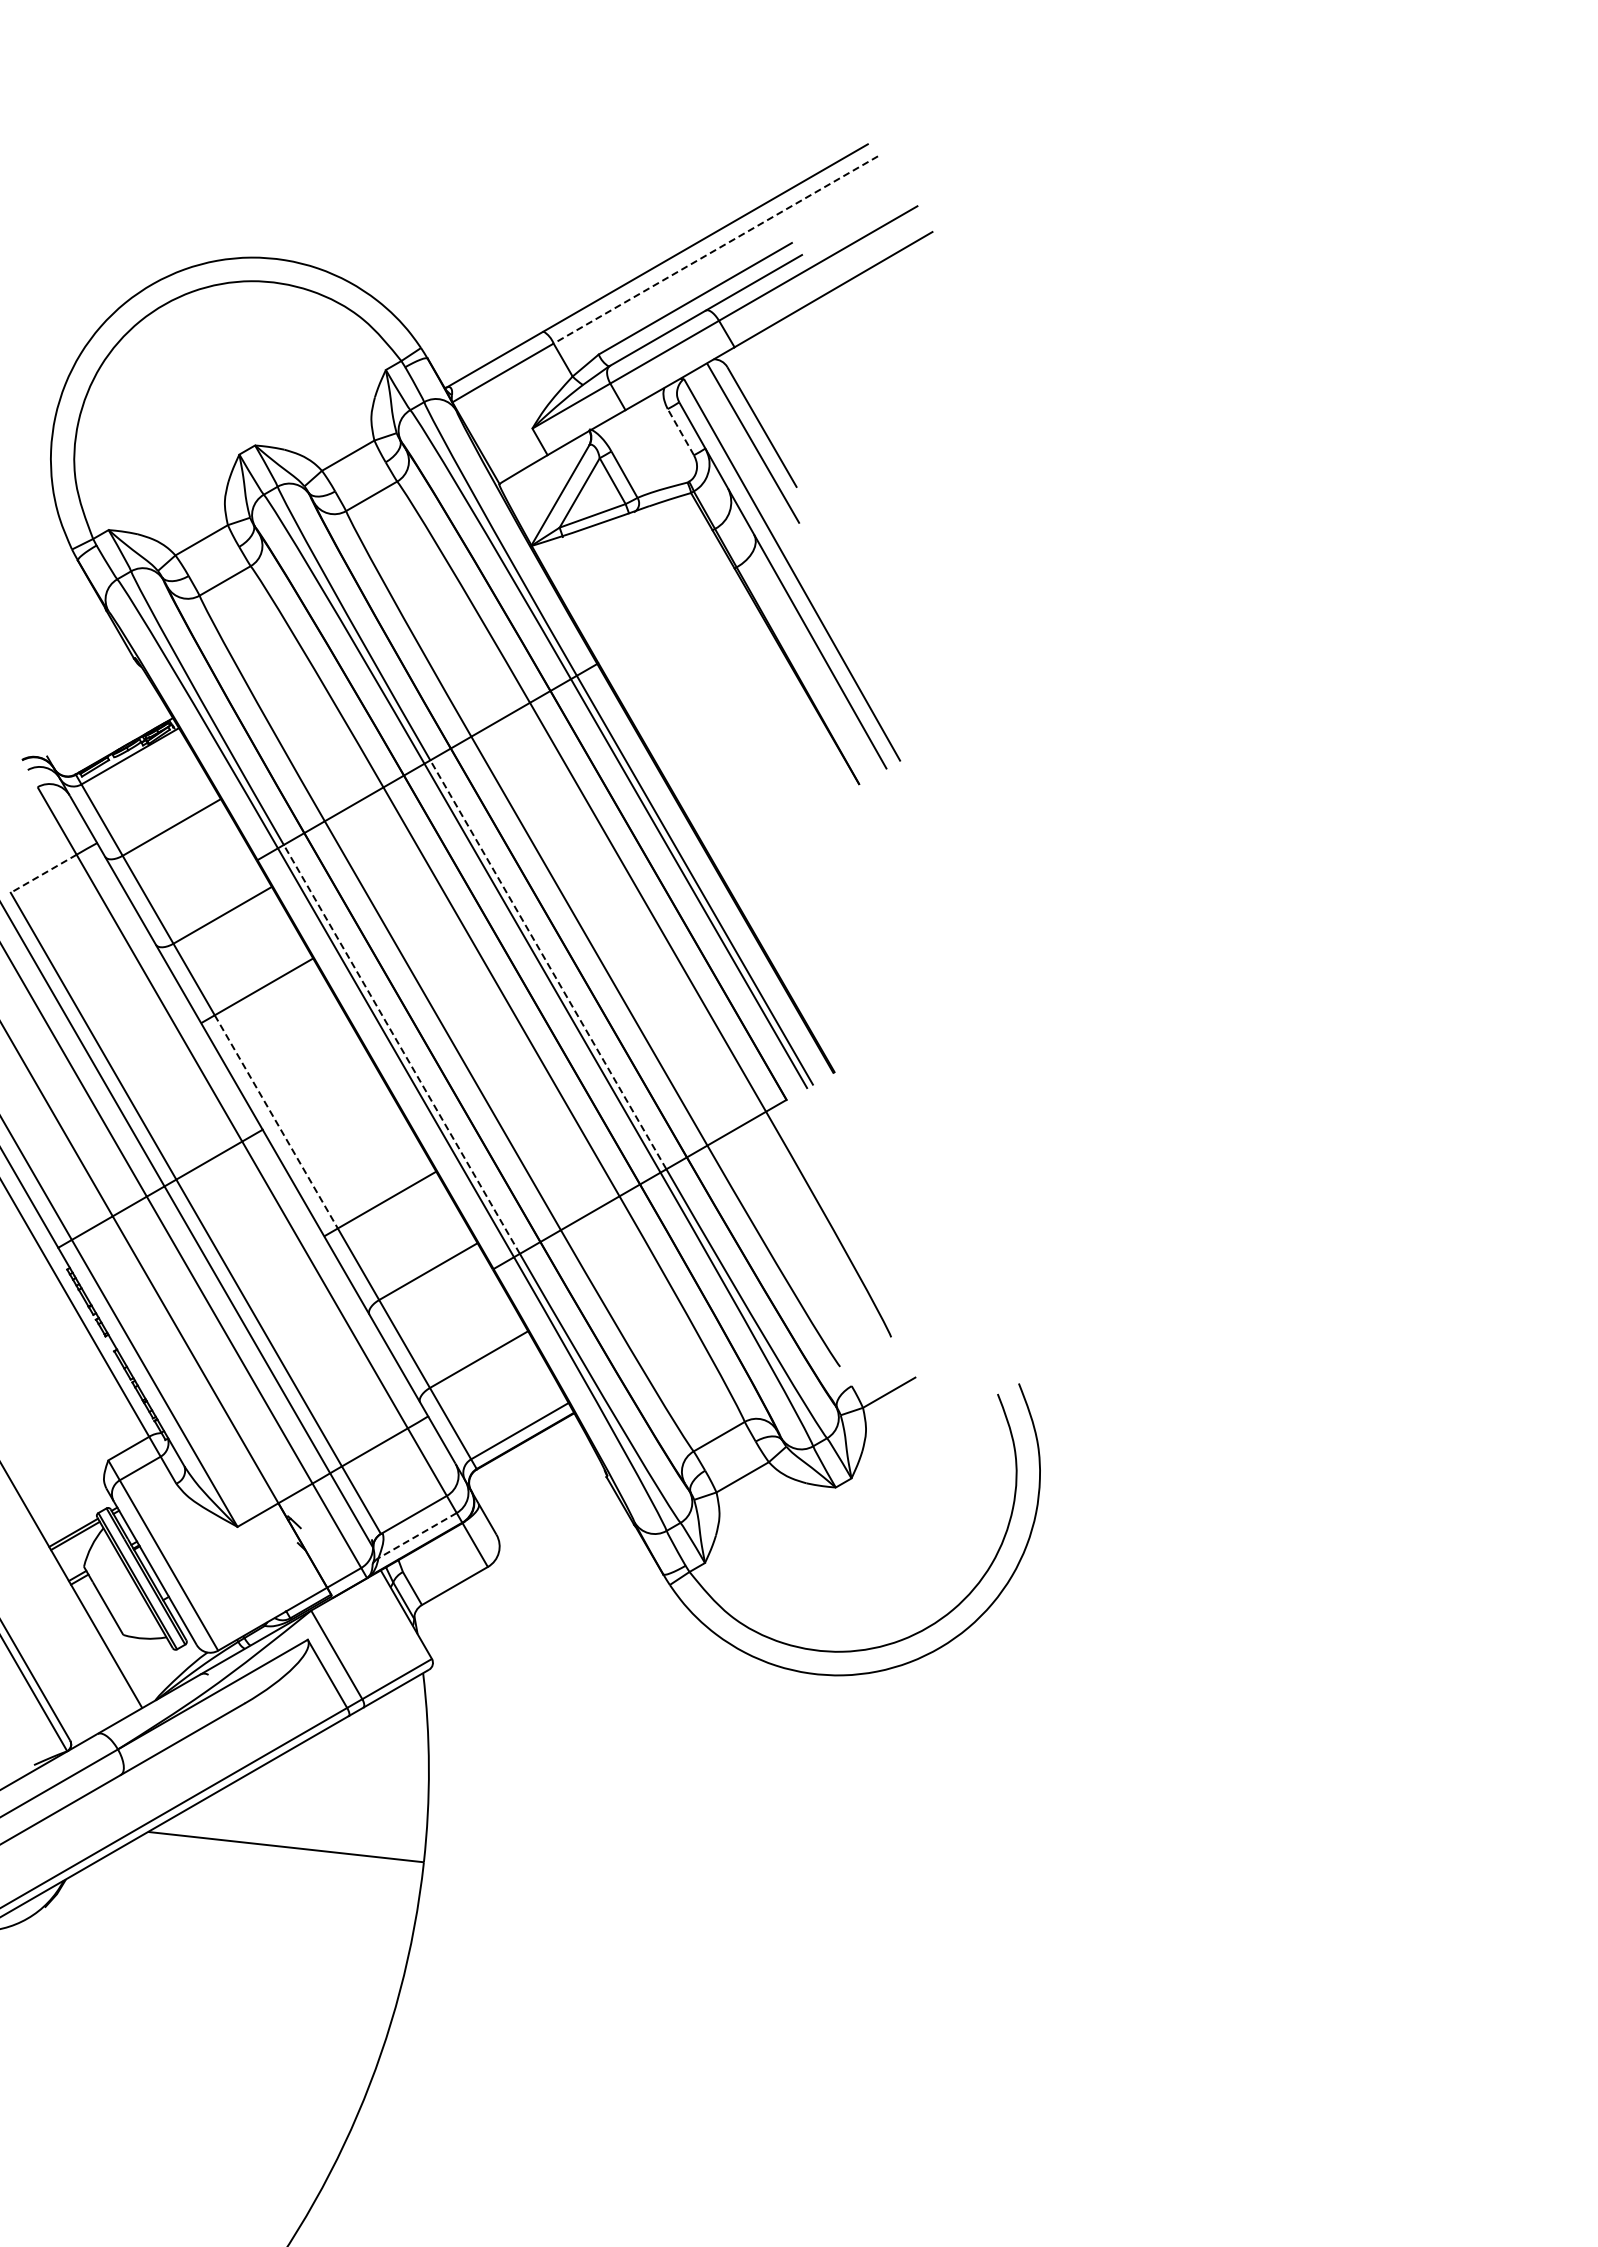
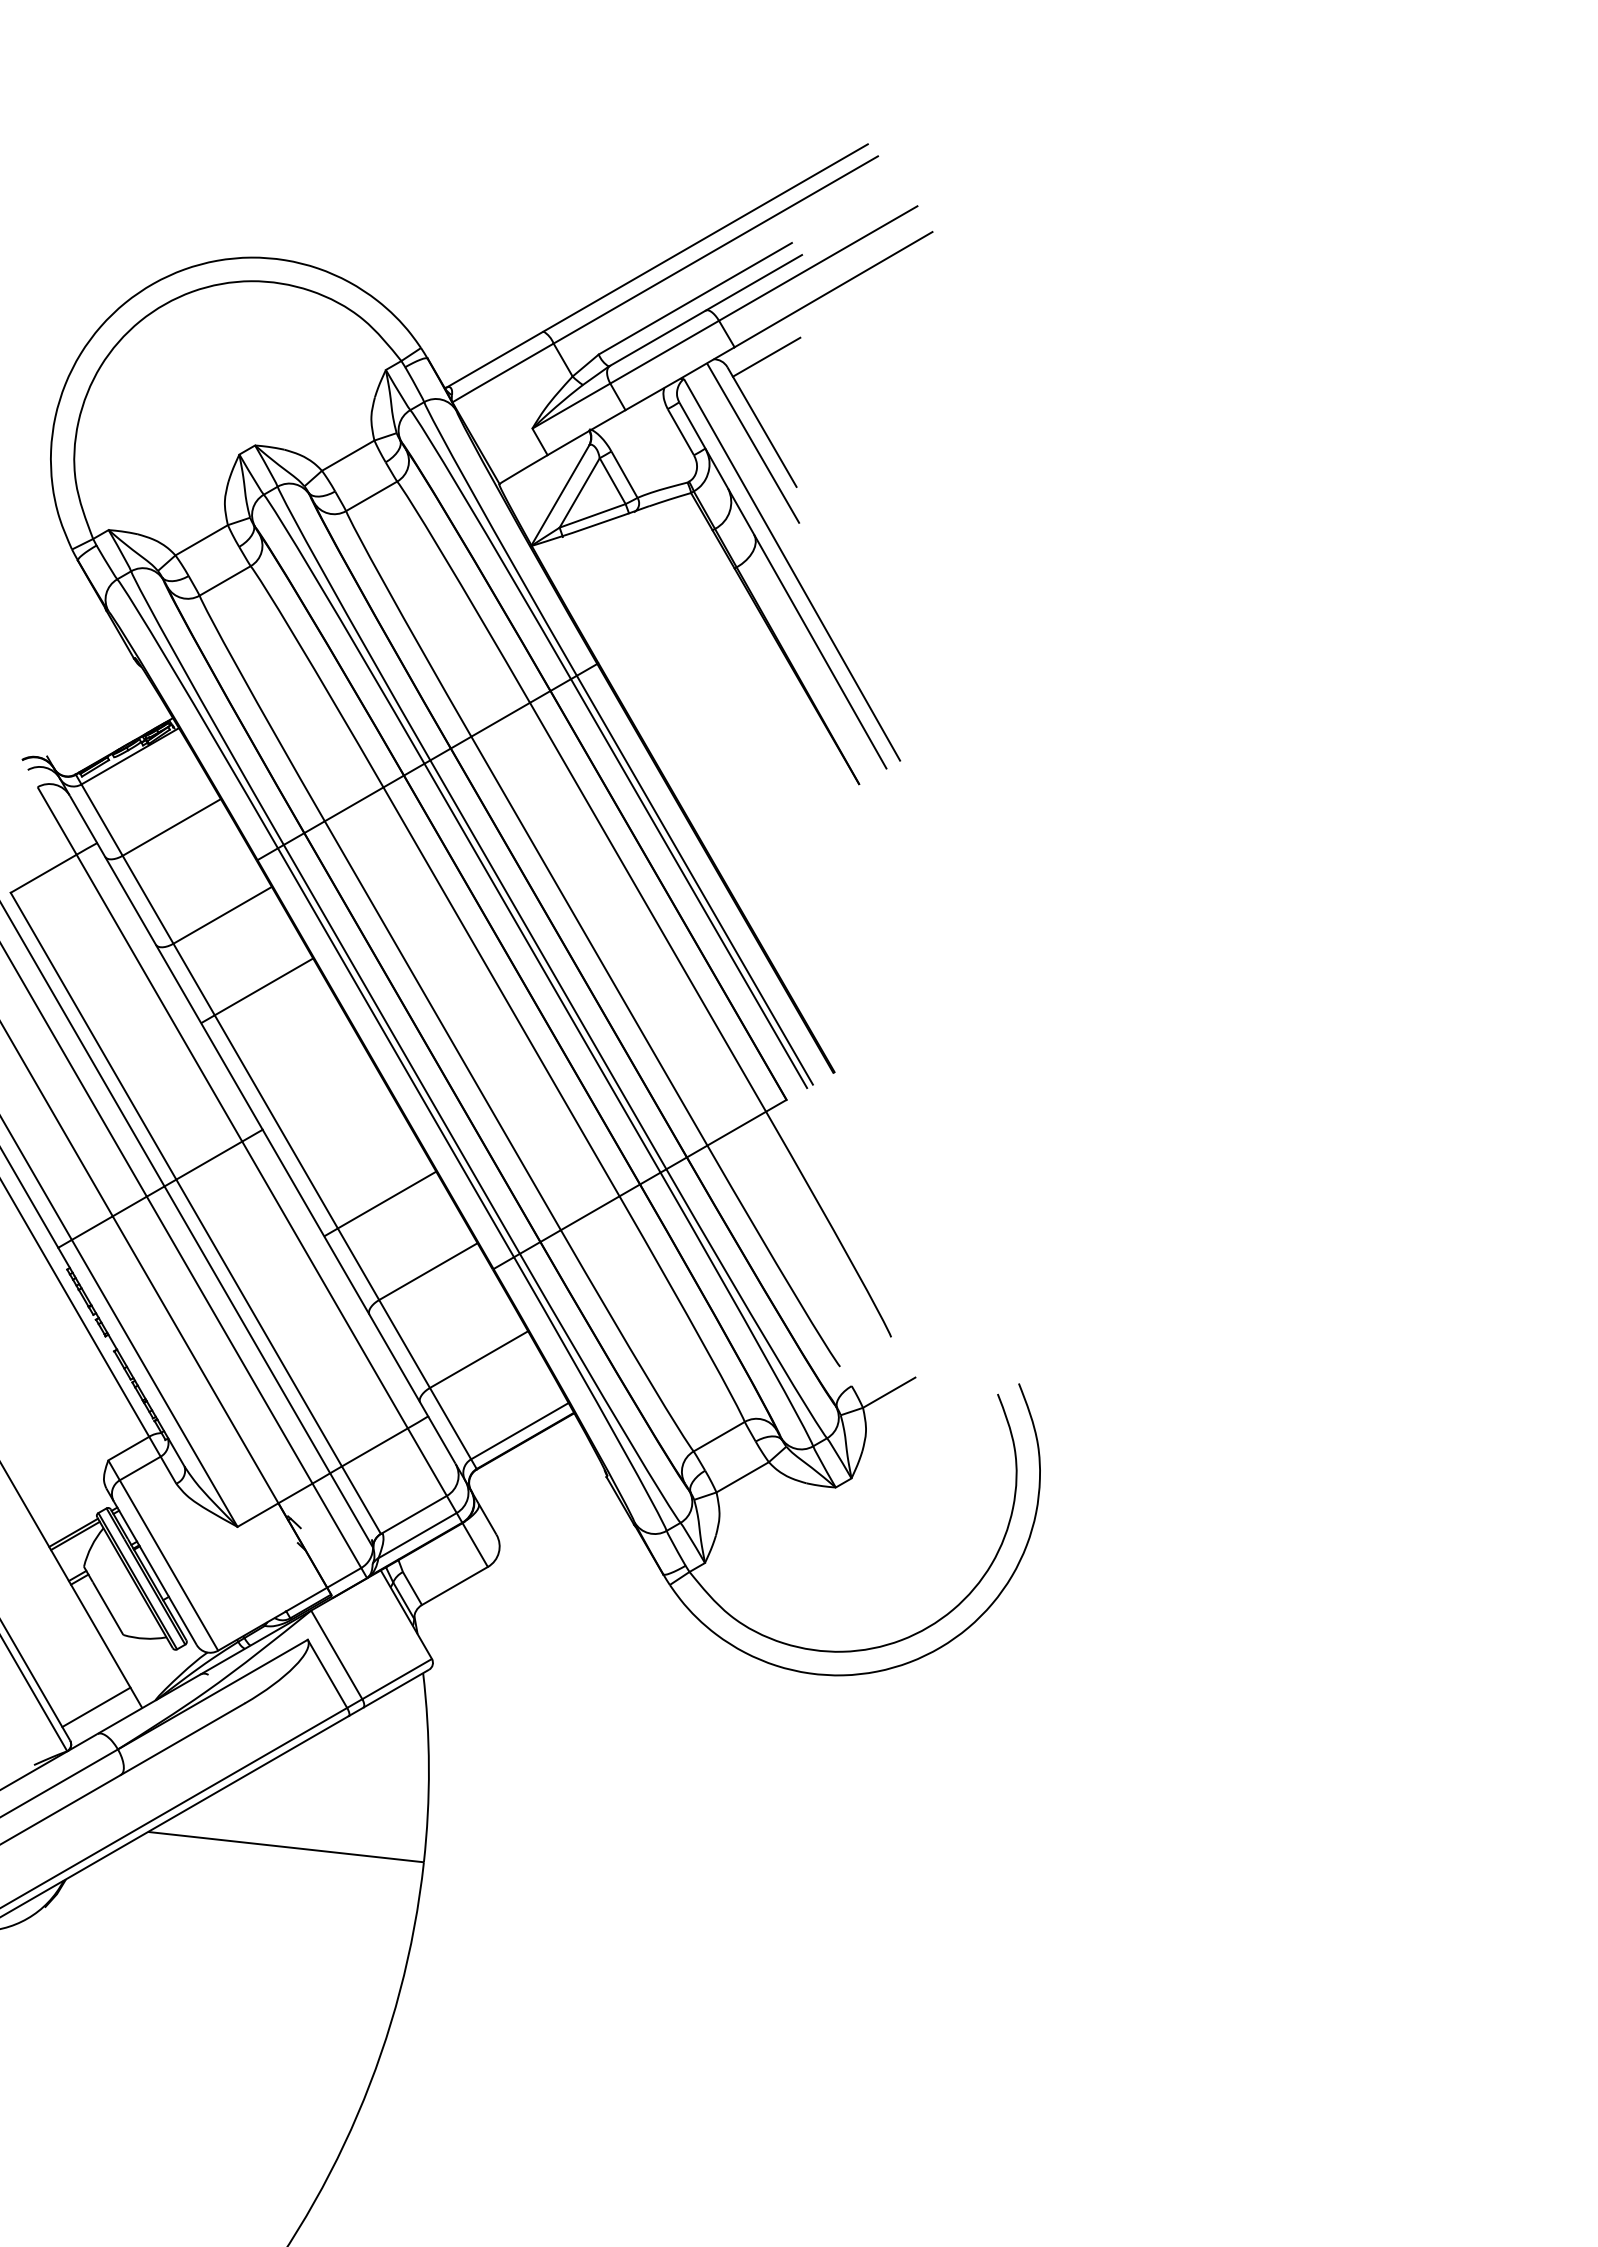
line: dashed -> solid (715, 250)
line: none -> present (766, 356)
line: dashed -> solid (681, 432)
line: dashed -> solid (43, 874)
line: dashed -> solid (548, 964)
line: dashed -> solid (401, 1048)
line: dashed -> solid (276, 1122)
line: dashed -> solid (417, 1535)
line: none -> present (96, 1707)
